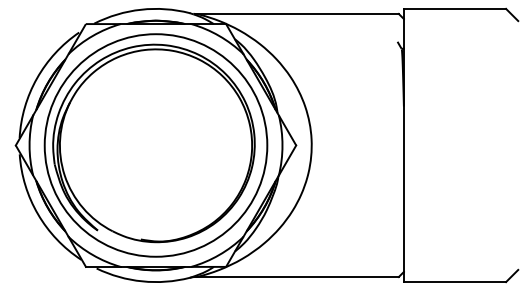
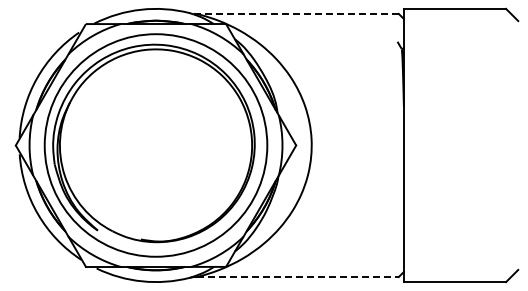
line: solid -> dashed (297, 13)
line: solid -> dashed (297, 277)
